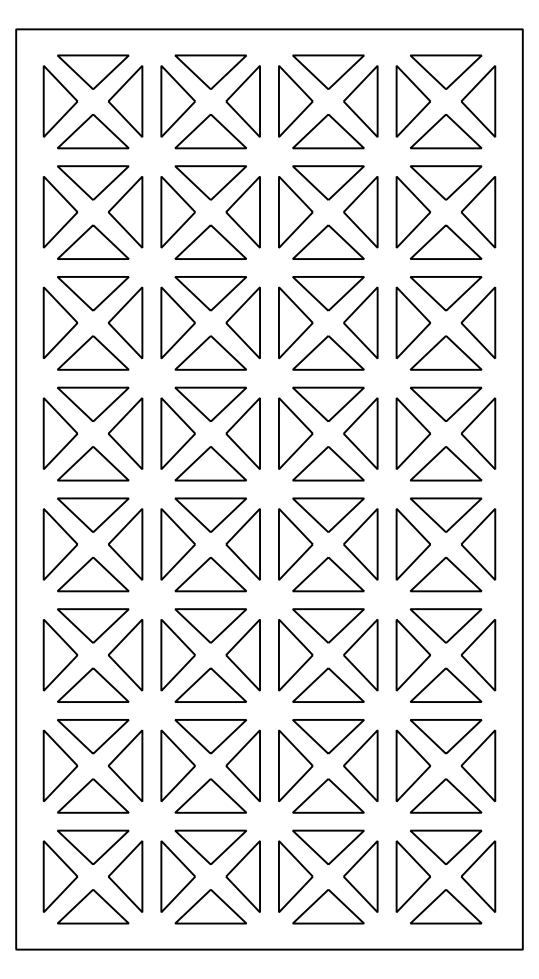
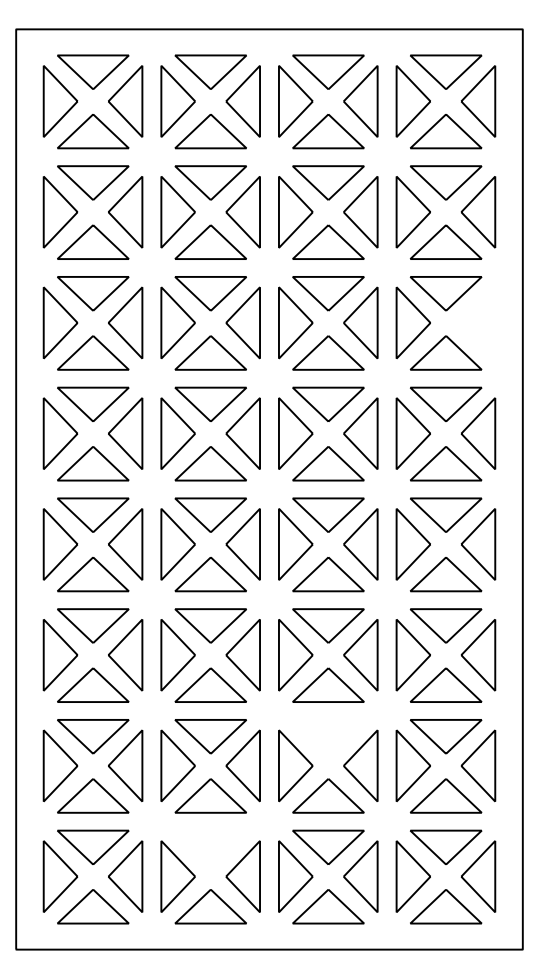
part: present -> none (478, 322)
part: present -> none (328, 736)
part: present -> none (210, 846)
